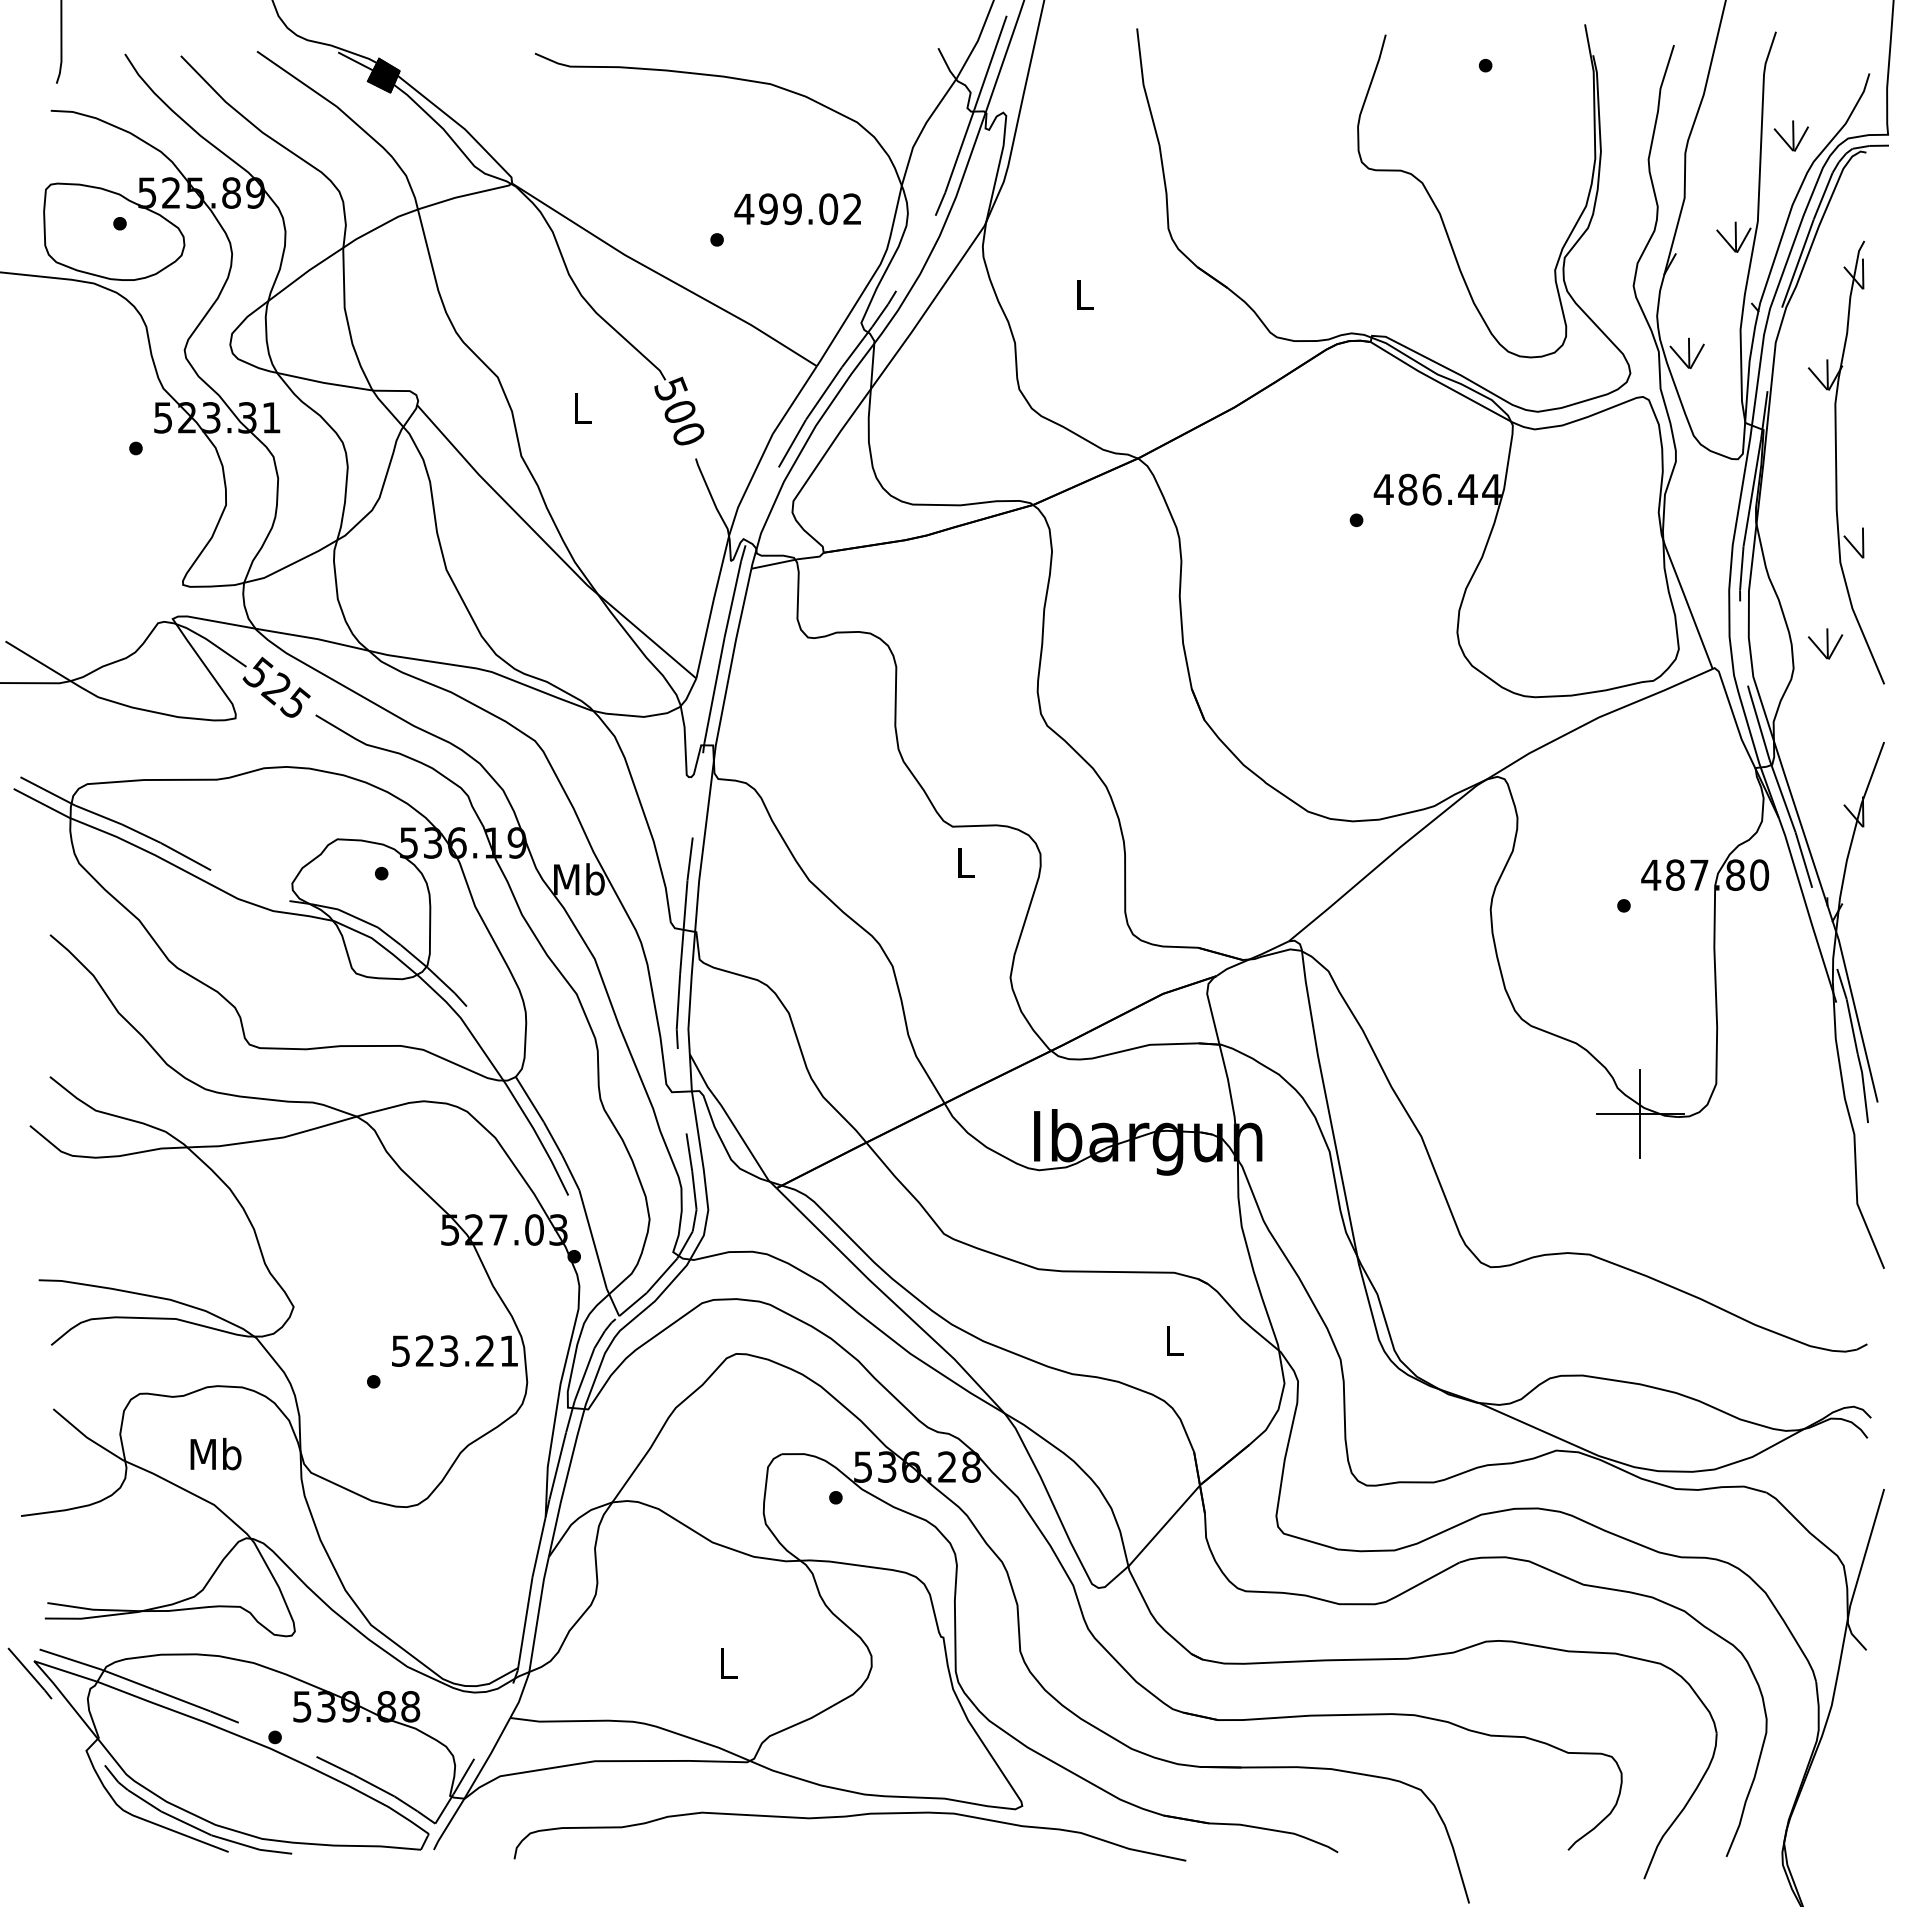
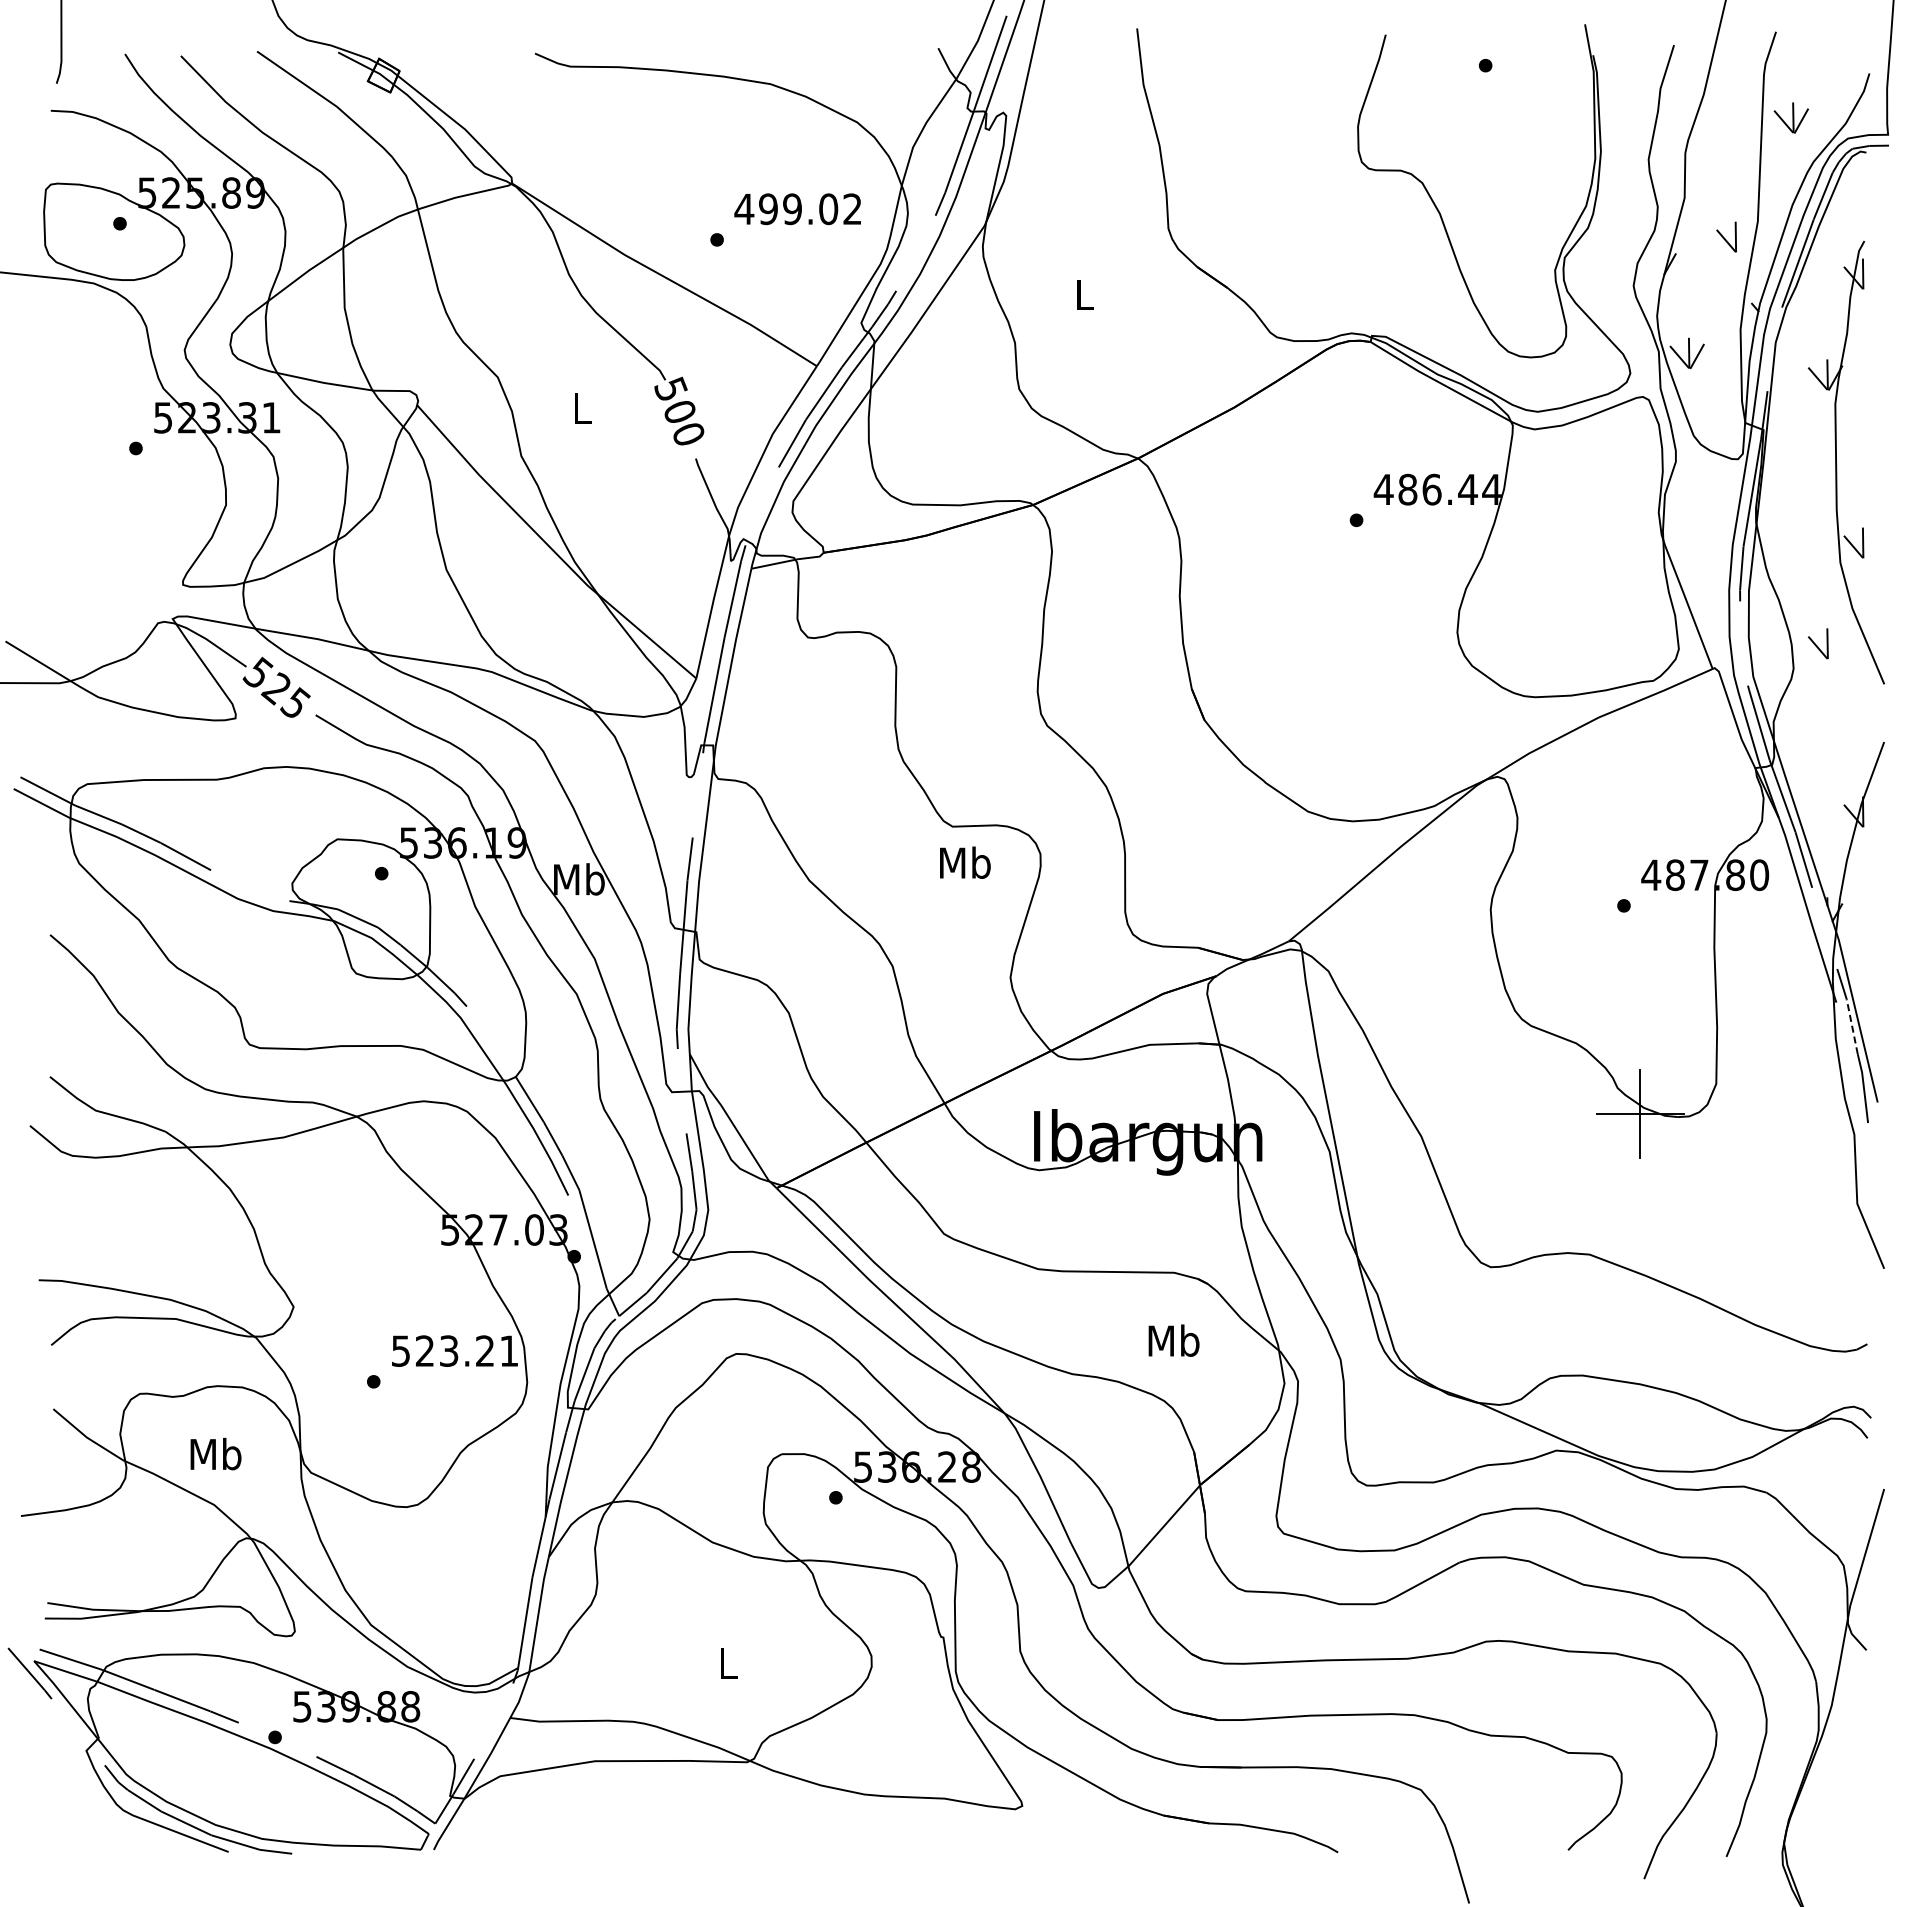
fill: present -> none (383, 75)
part position: (1790, 135) -> (1790, 117) (1790, 117)
line: present -> none (1743, 239)
line: present -> none (1835, 646)
text: L -> Mb (965, 862)
line: solid -> dashed (1852, 1026)
text: L -> Mb (1173, 1340)
curve: present -> none (848, 1817)
